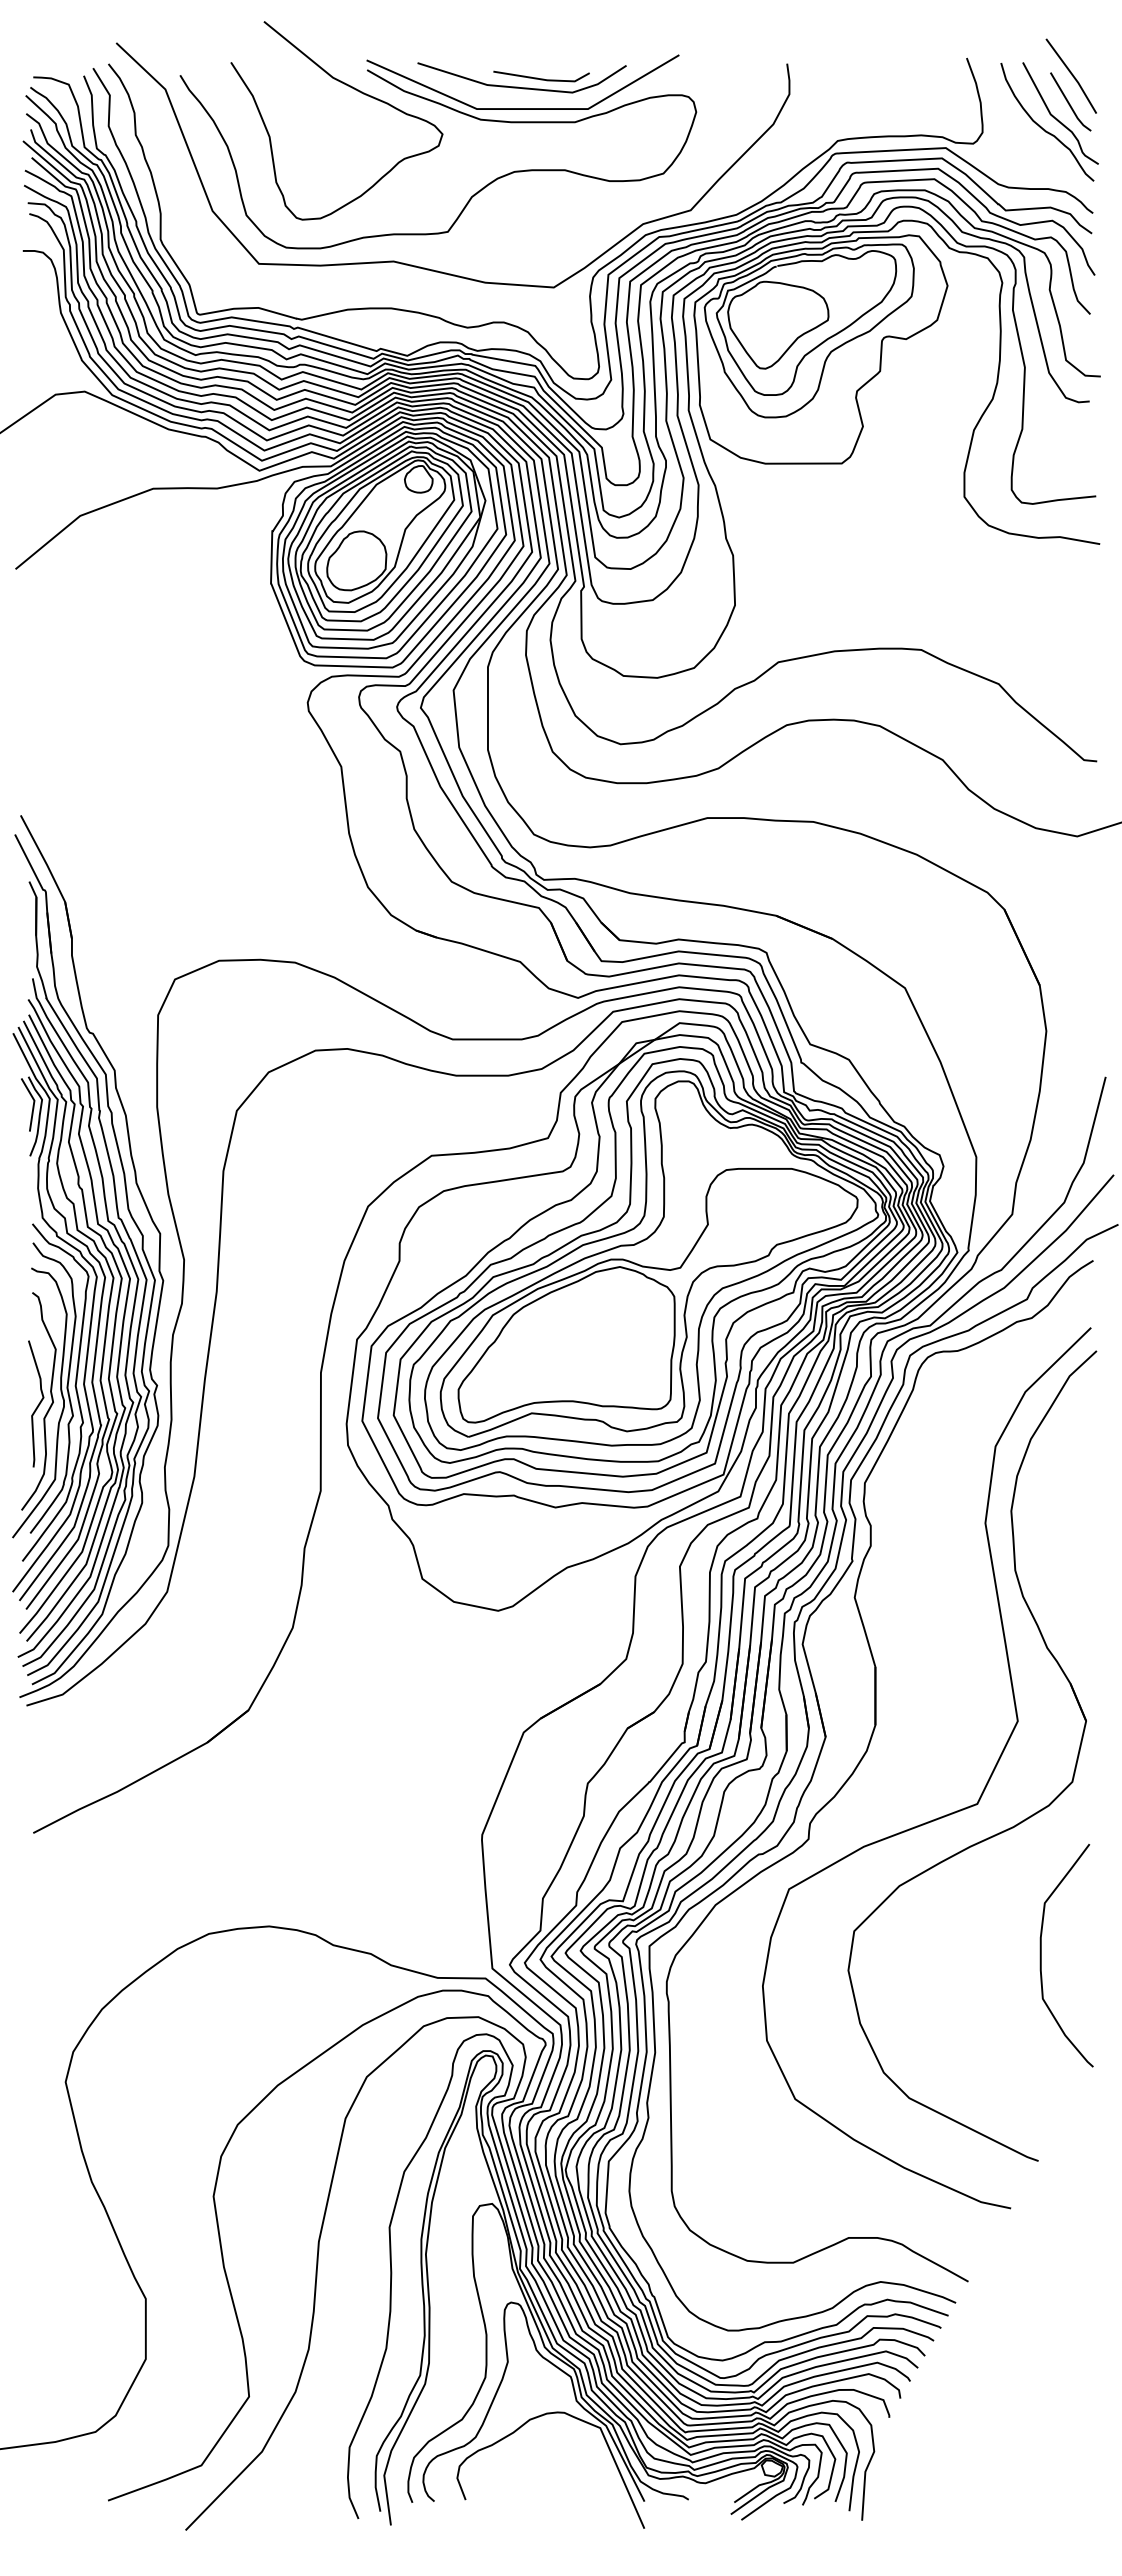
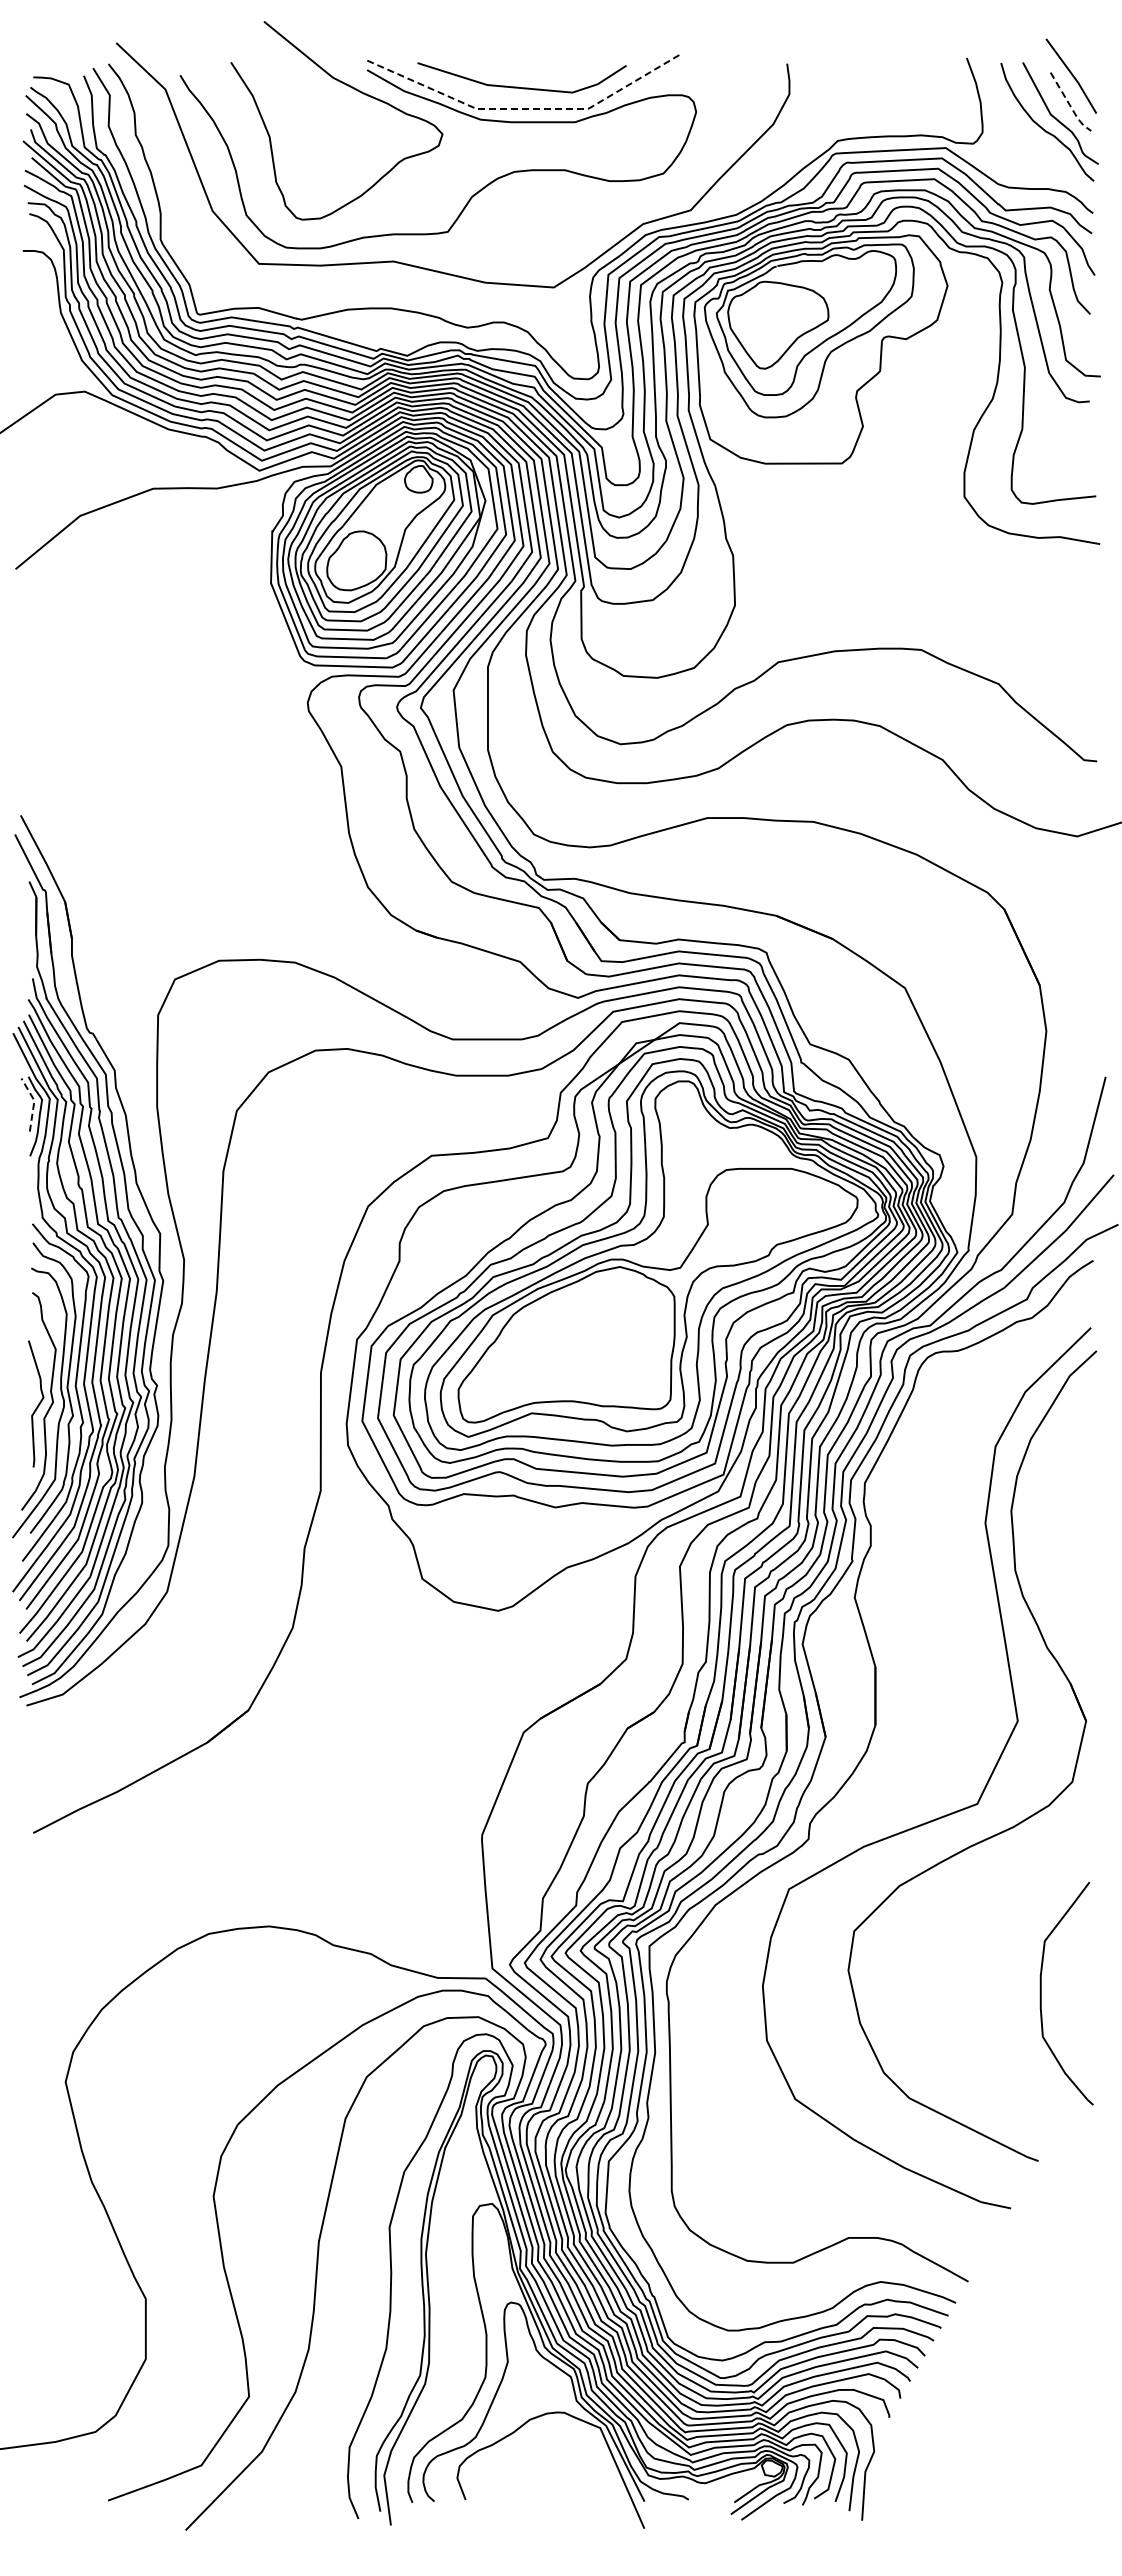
line: present -> none (541, 78)
line: solid -> dashed (1069, 104)
line: solid -> dashed (525, 109)
line: solid -> dashed (34, 1102)
curve position: (1041, 1955) -> (1041, 1993) (1041, 1993)
